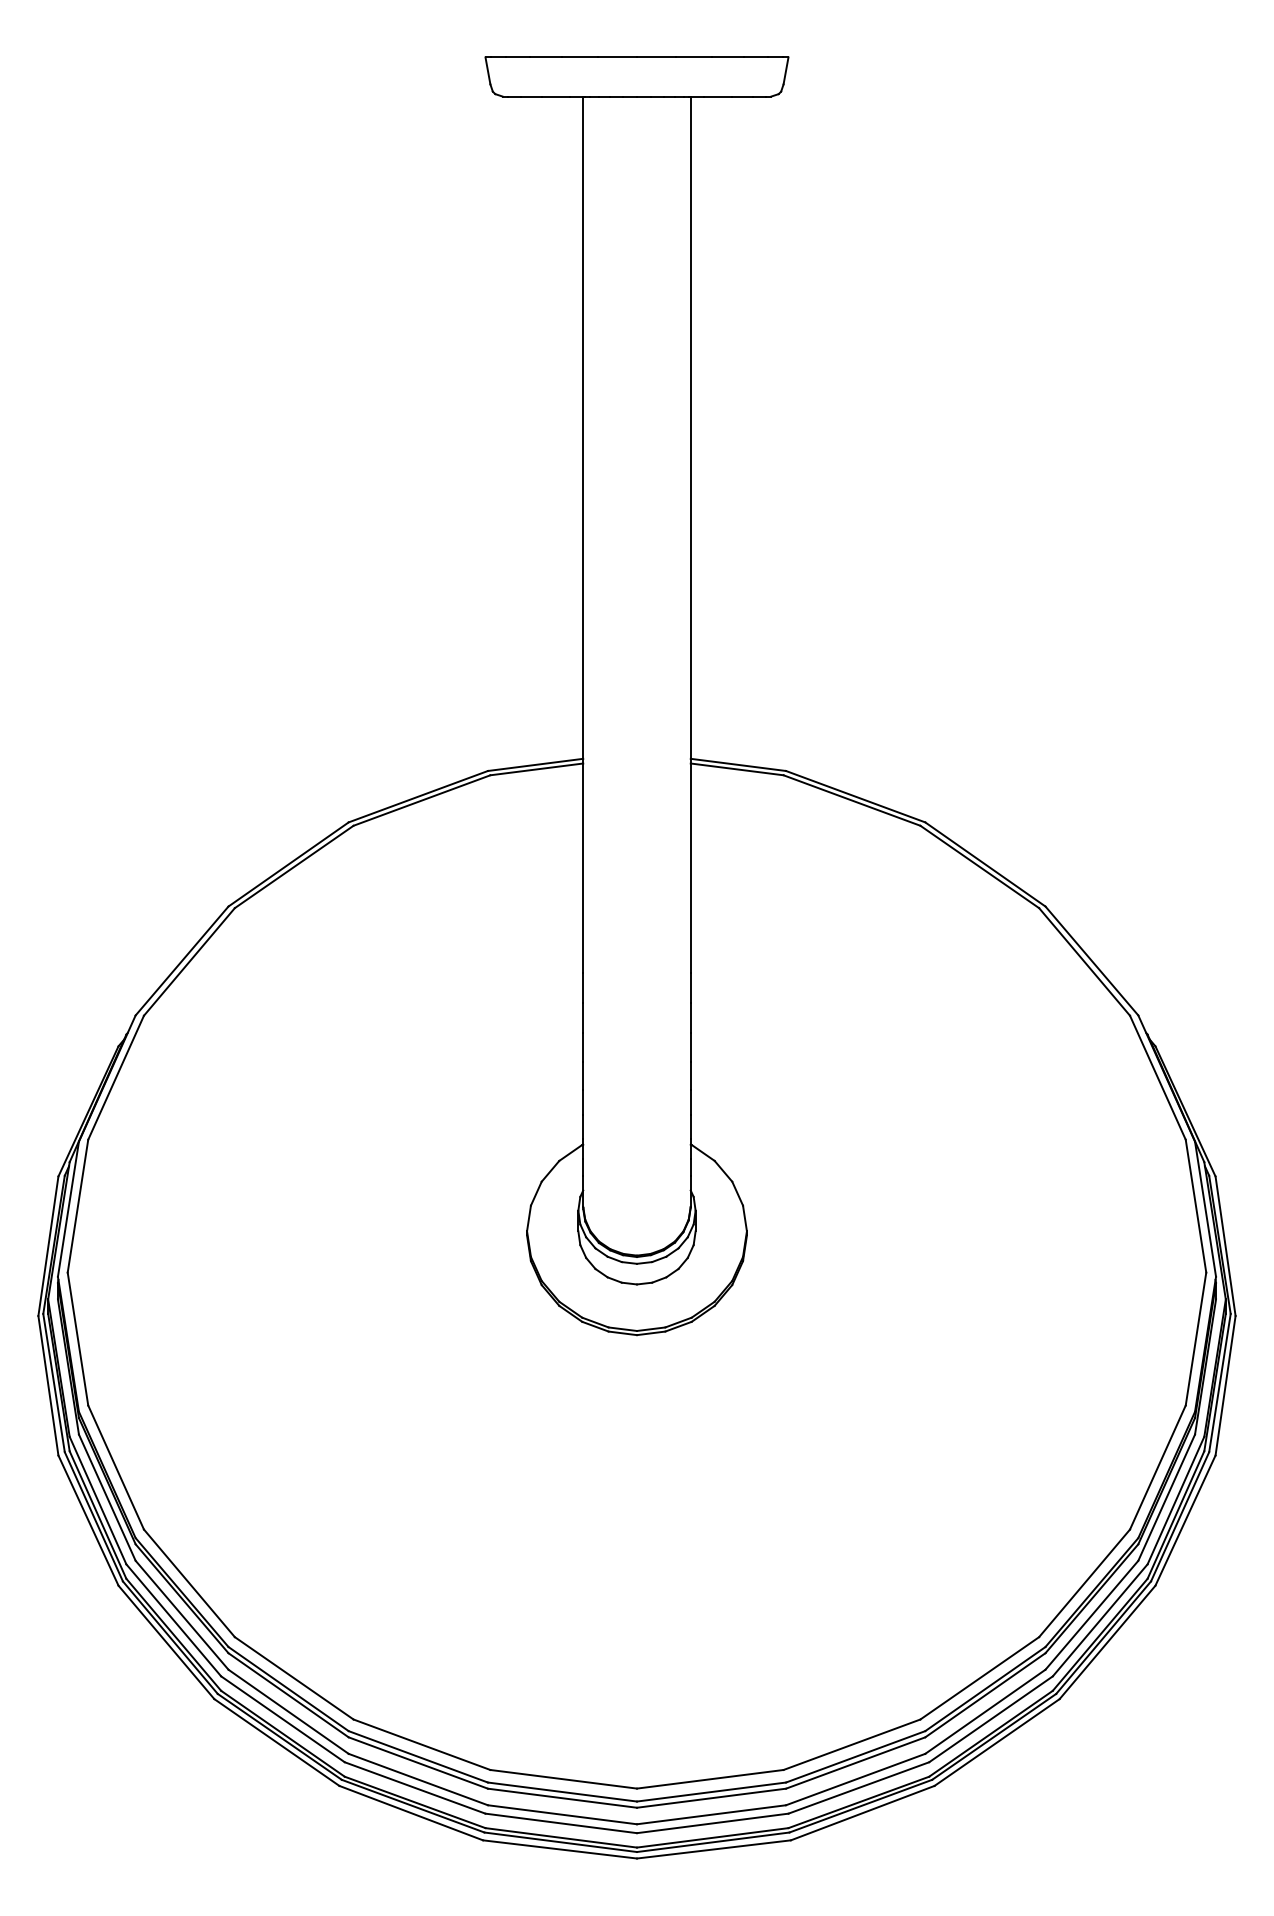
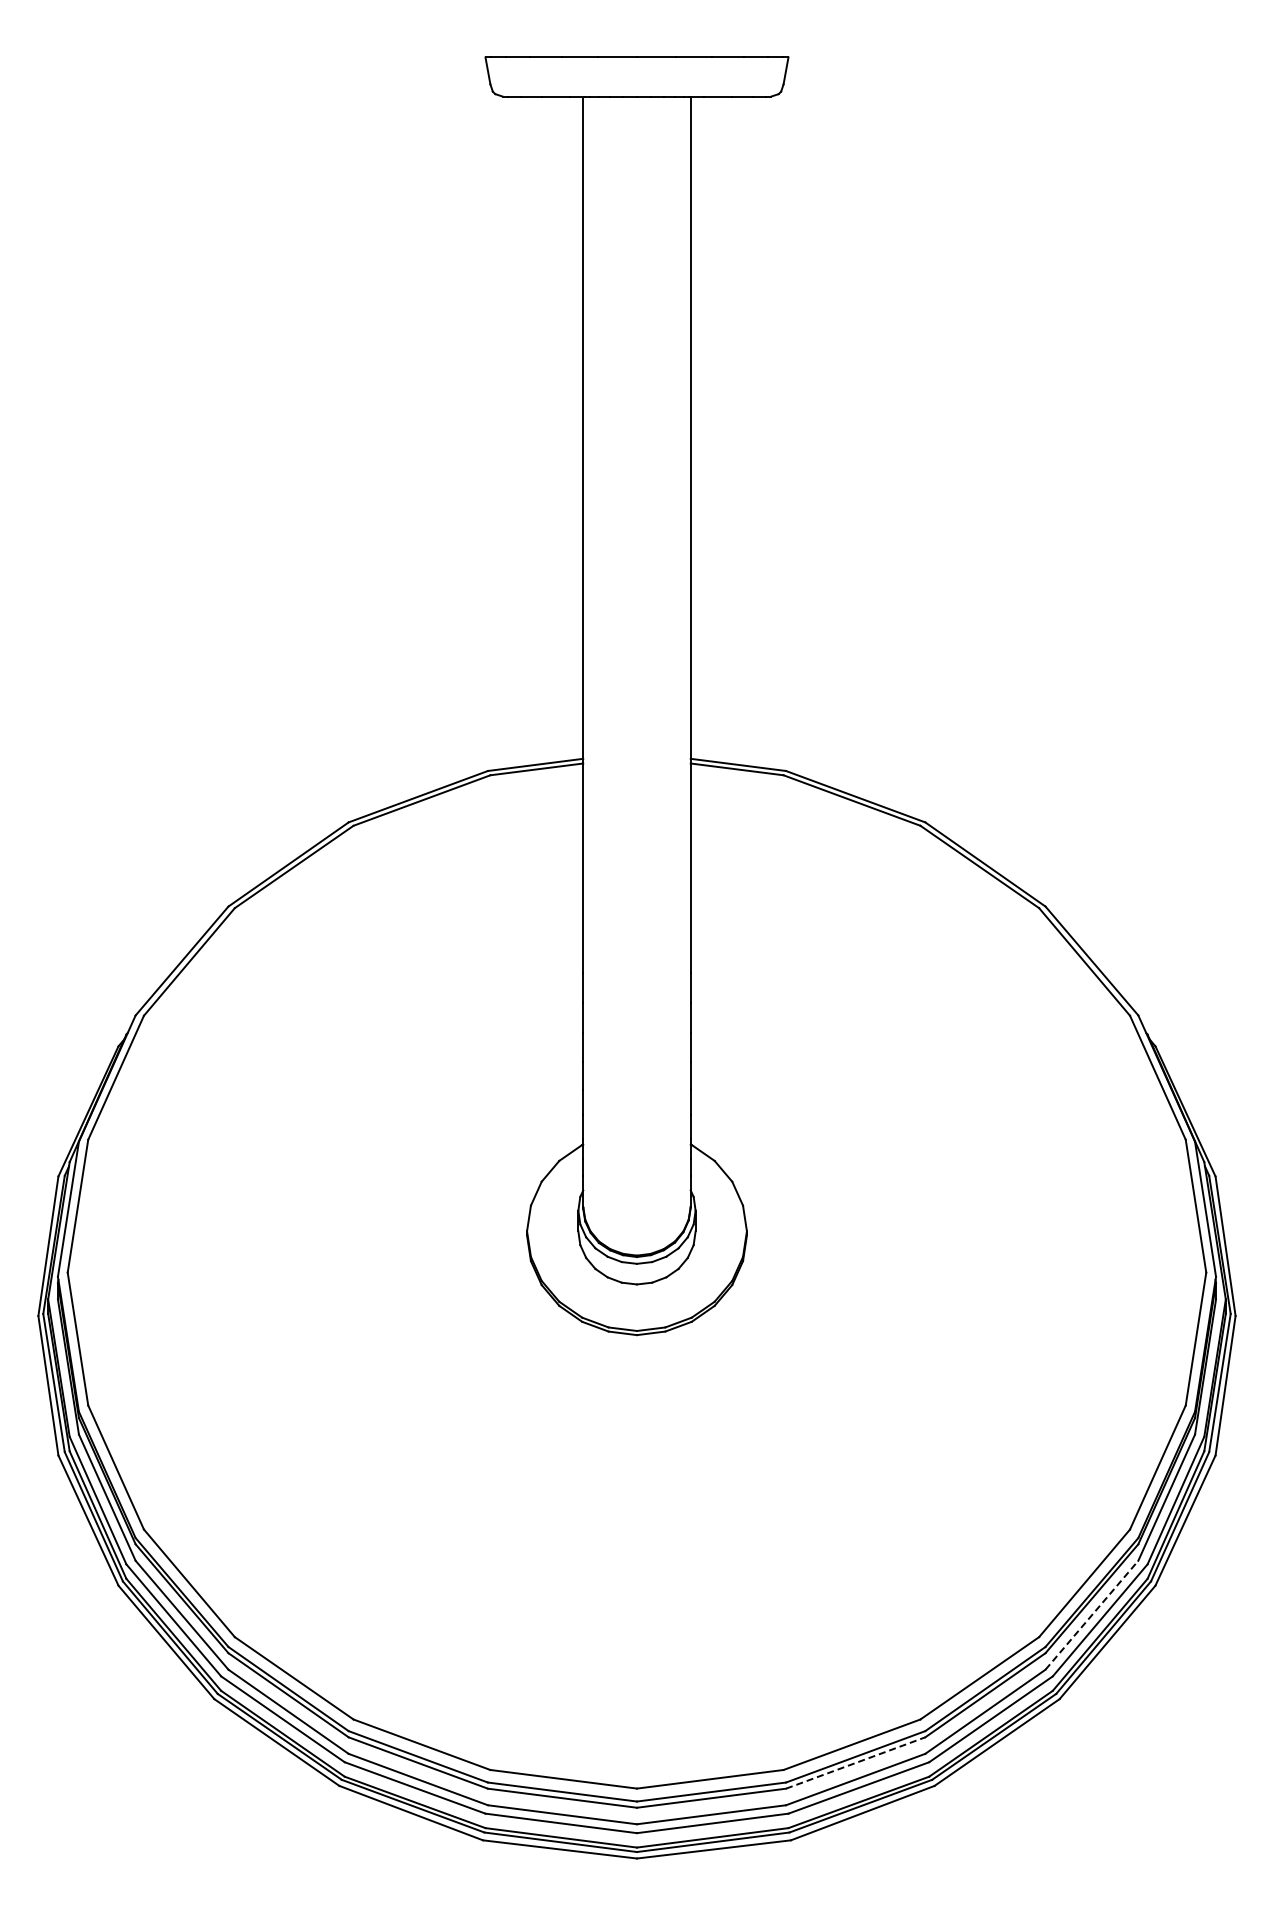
line: solid -> dashed (1091, 1615)
line: solid -> dashed (856, 1762)
